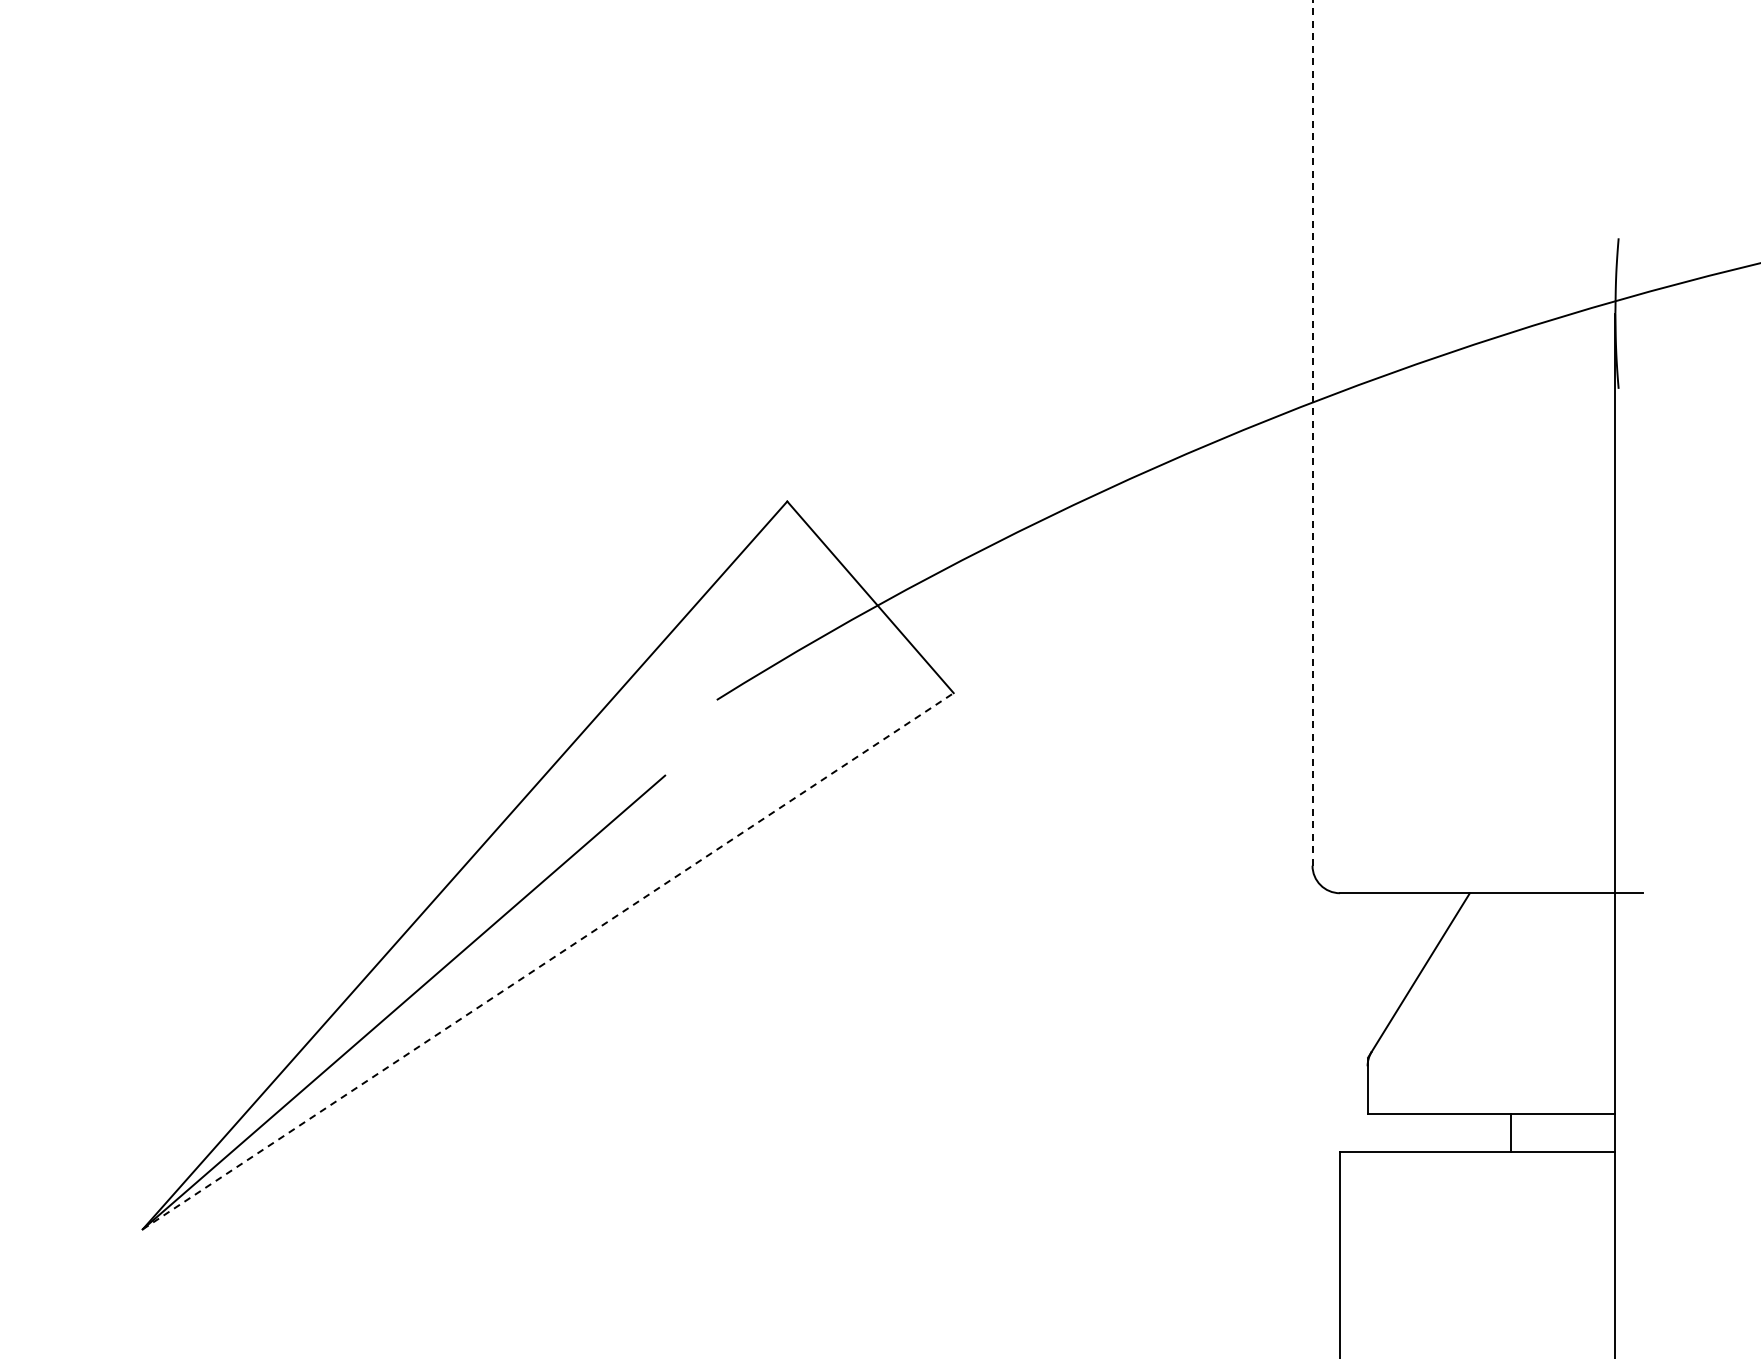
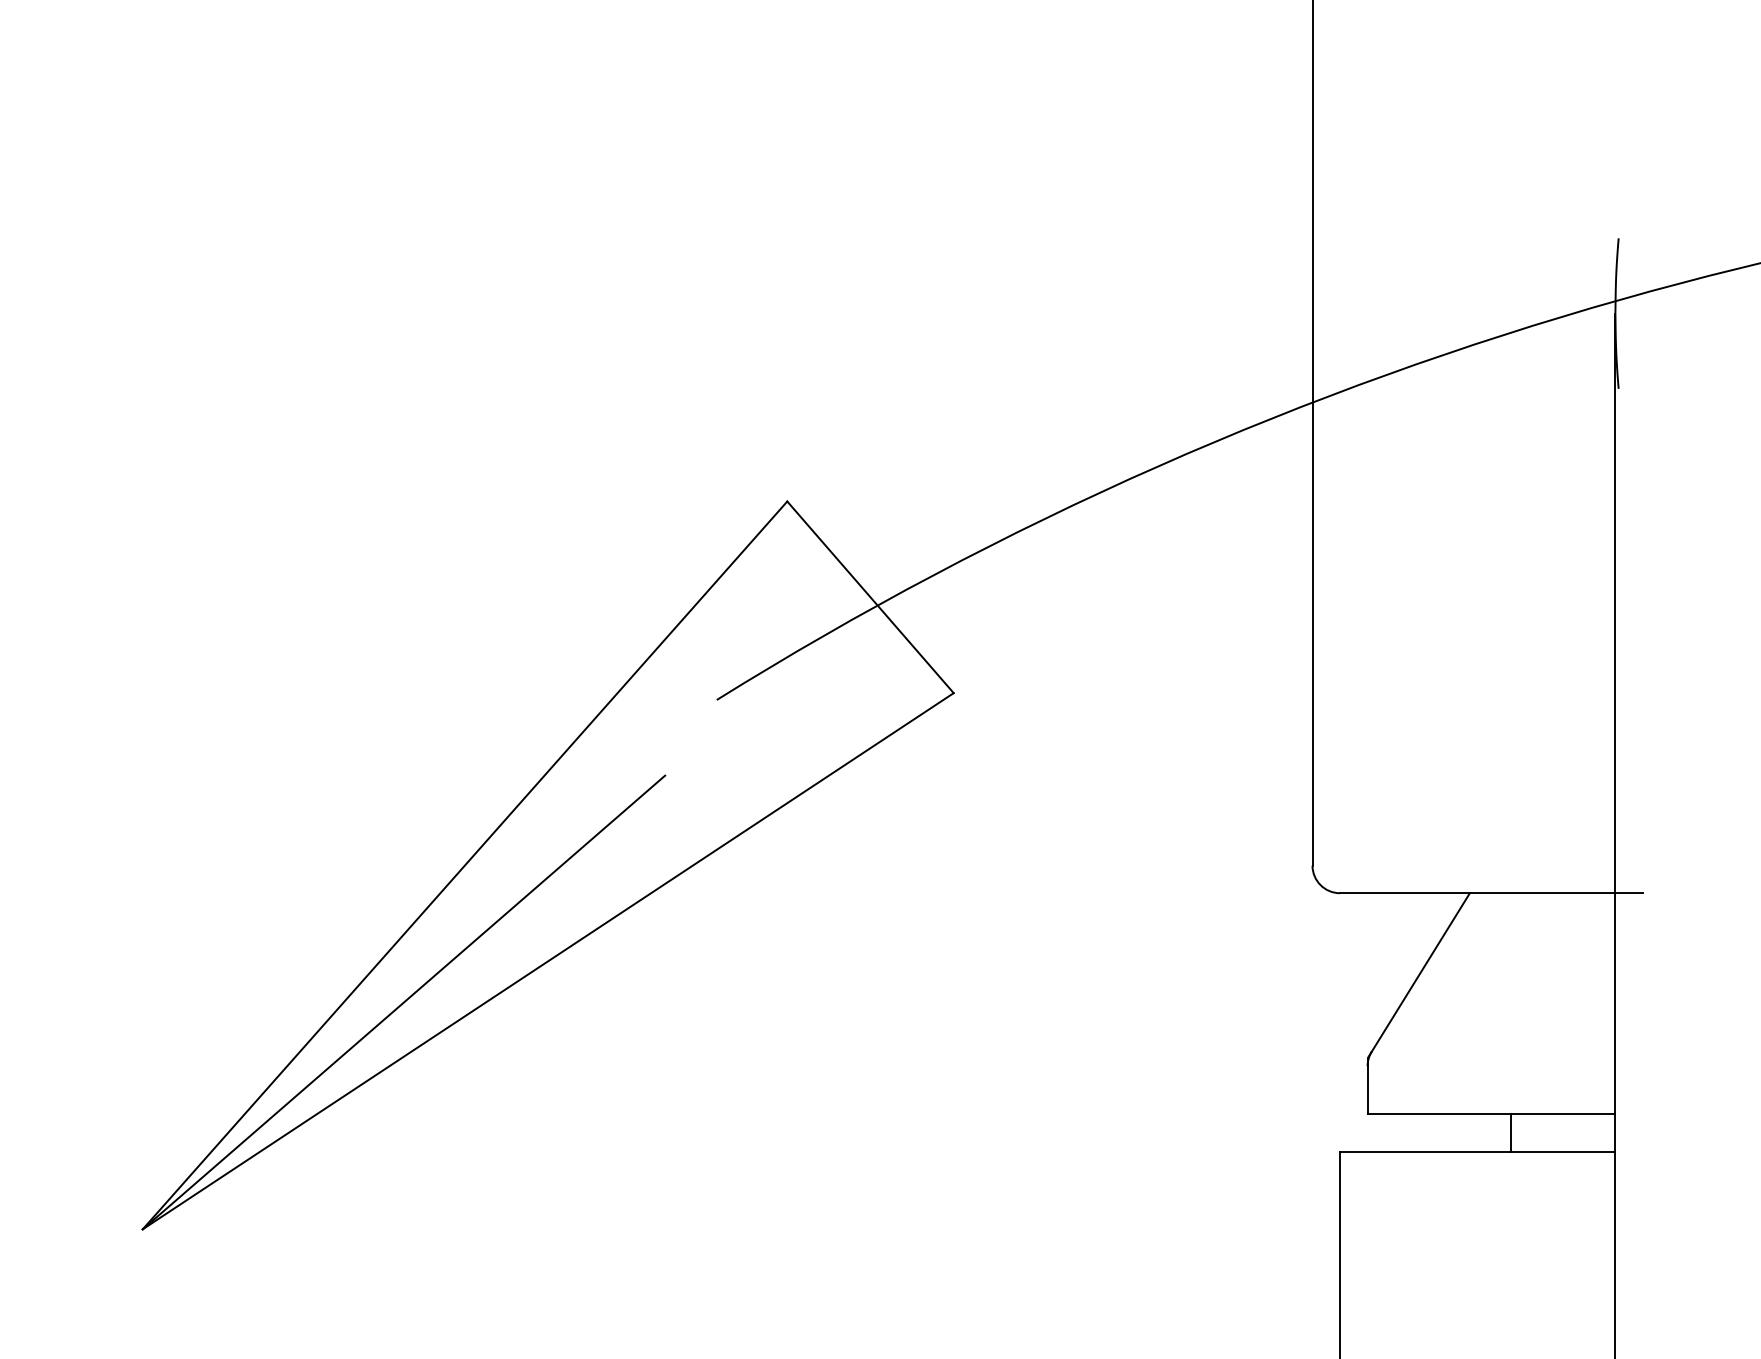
line: dashed -> solid (1312, 432)
line: dashed -> solid (548, 960)
